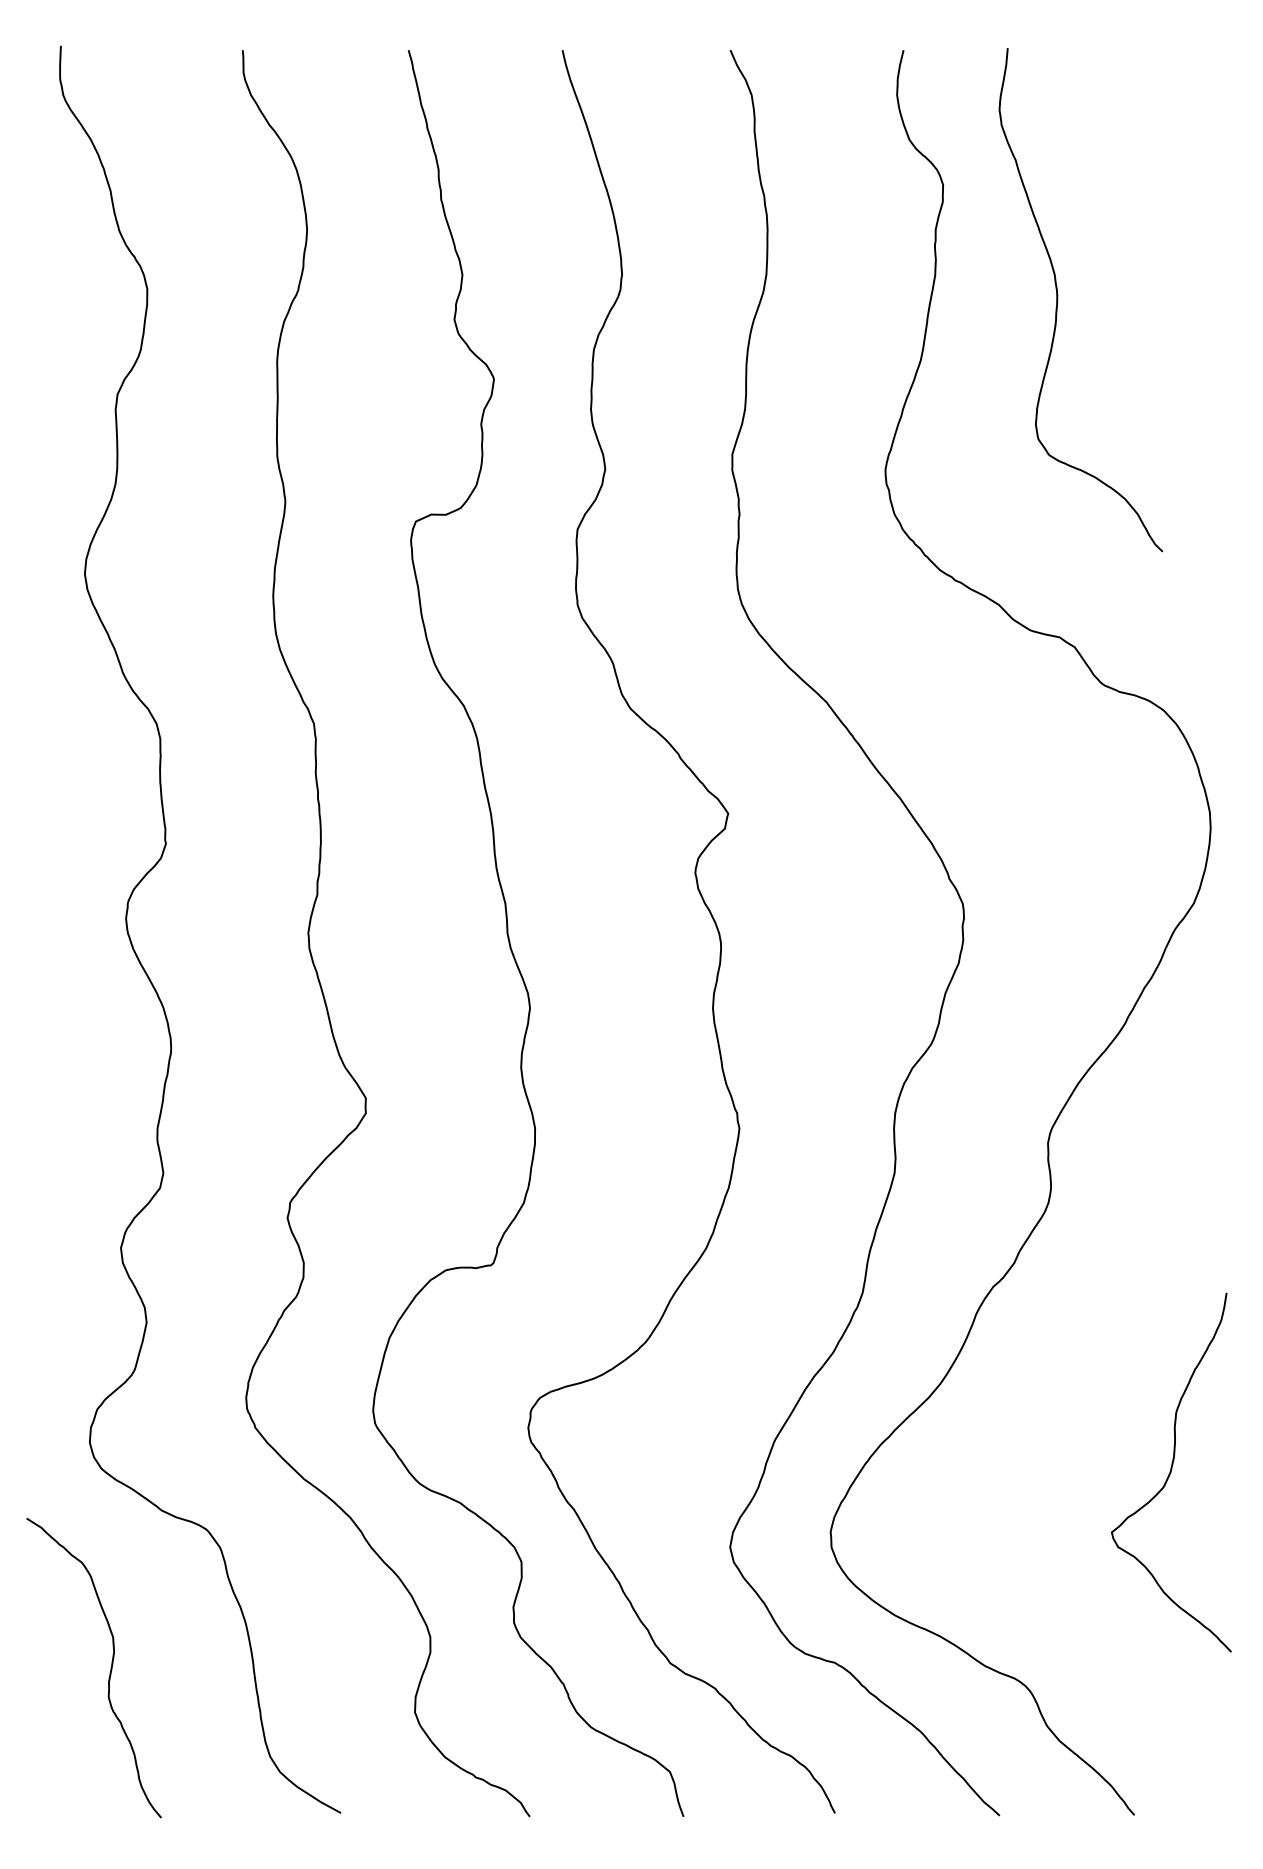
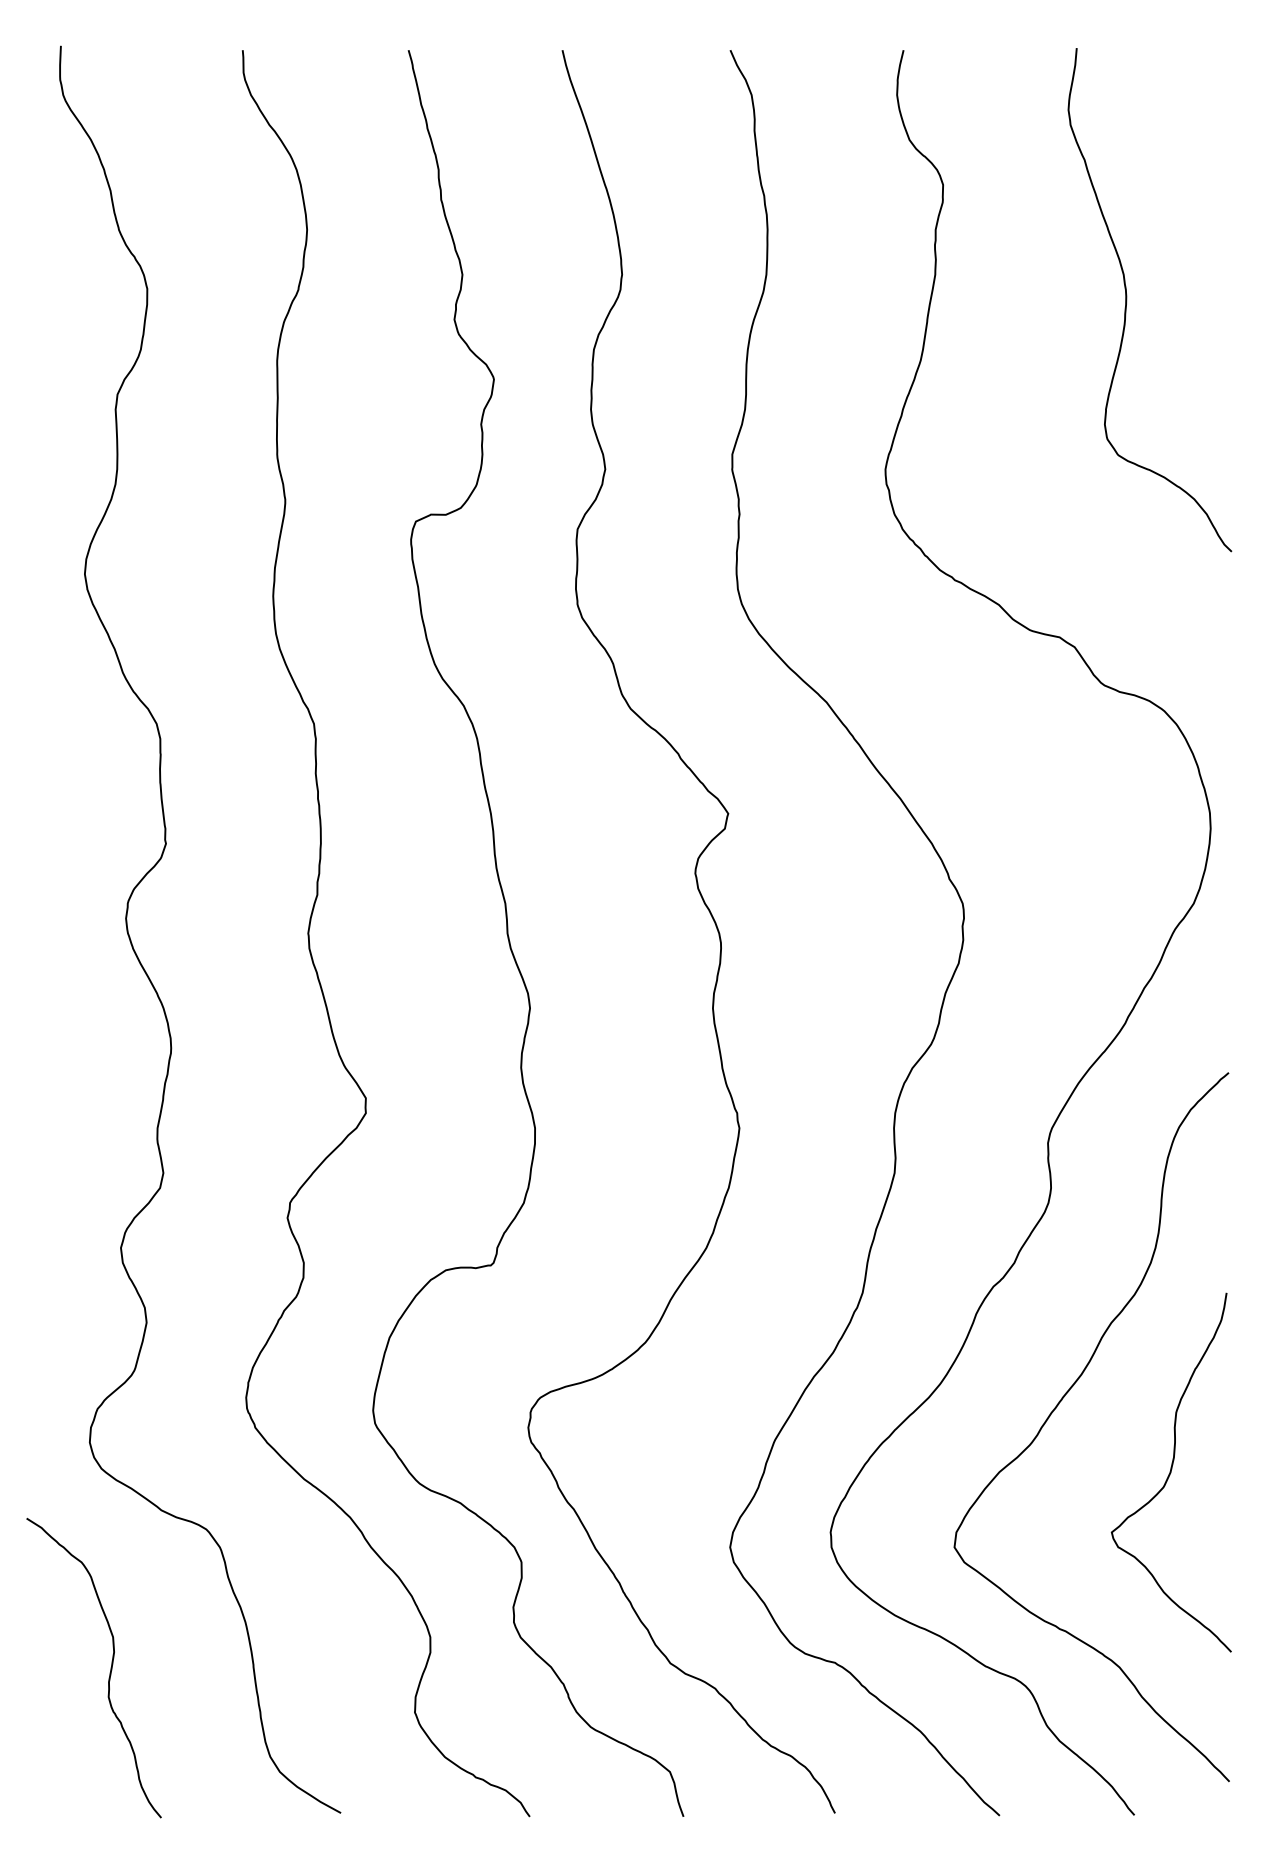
curve position: (1058, 300) -> (1127, 300) (1127, 300)
curve: none -> present (1059, 1404)
